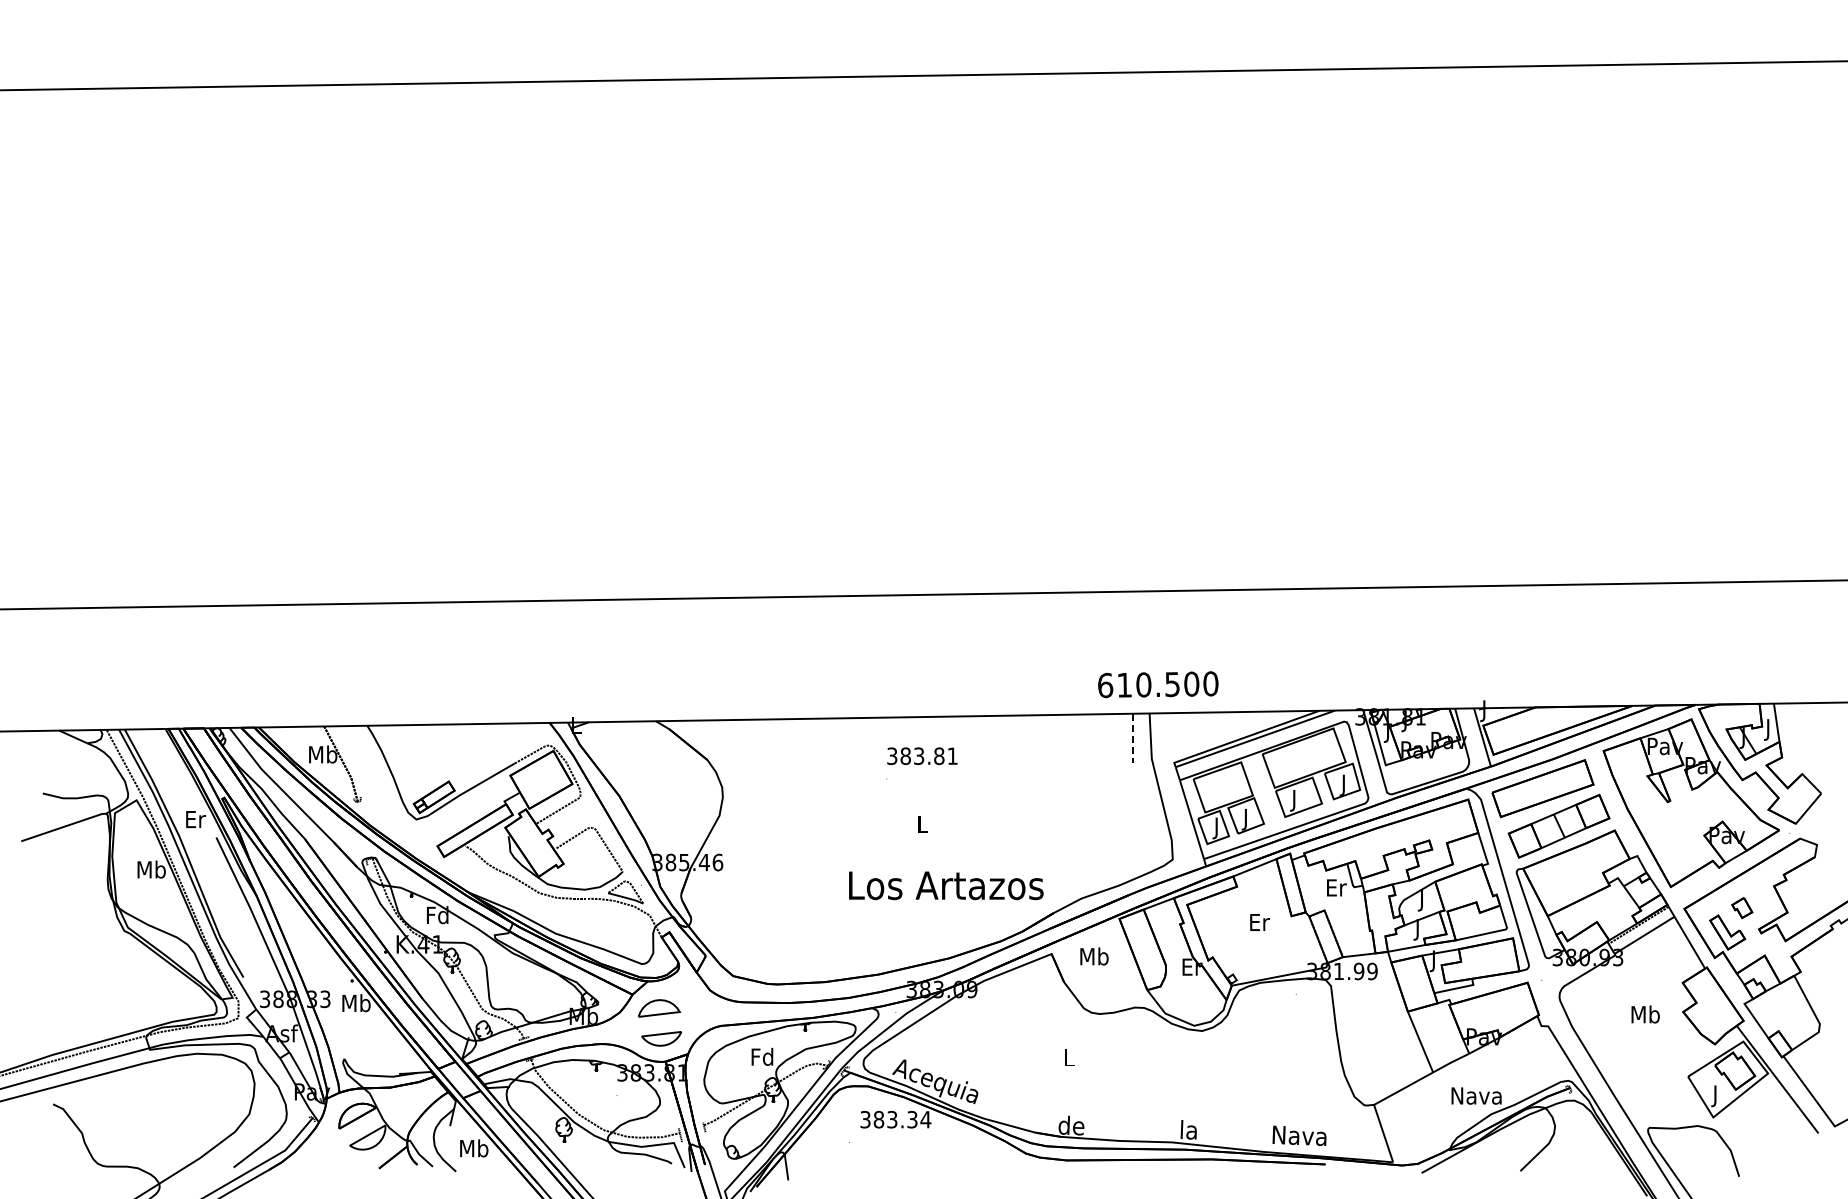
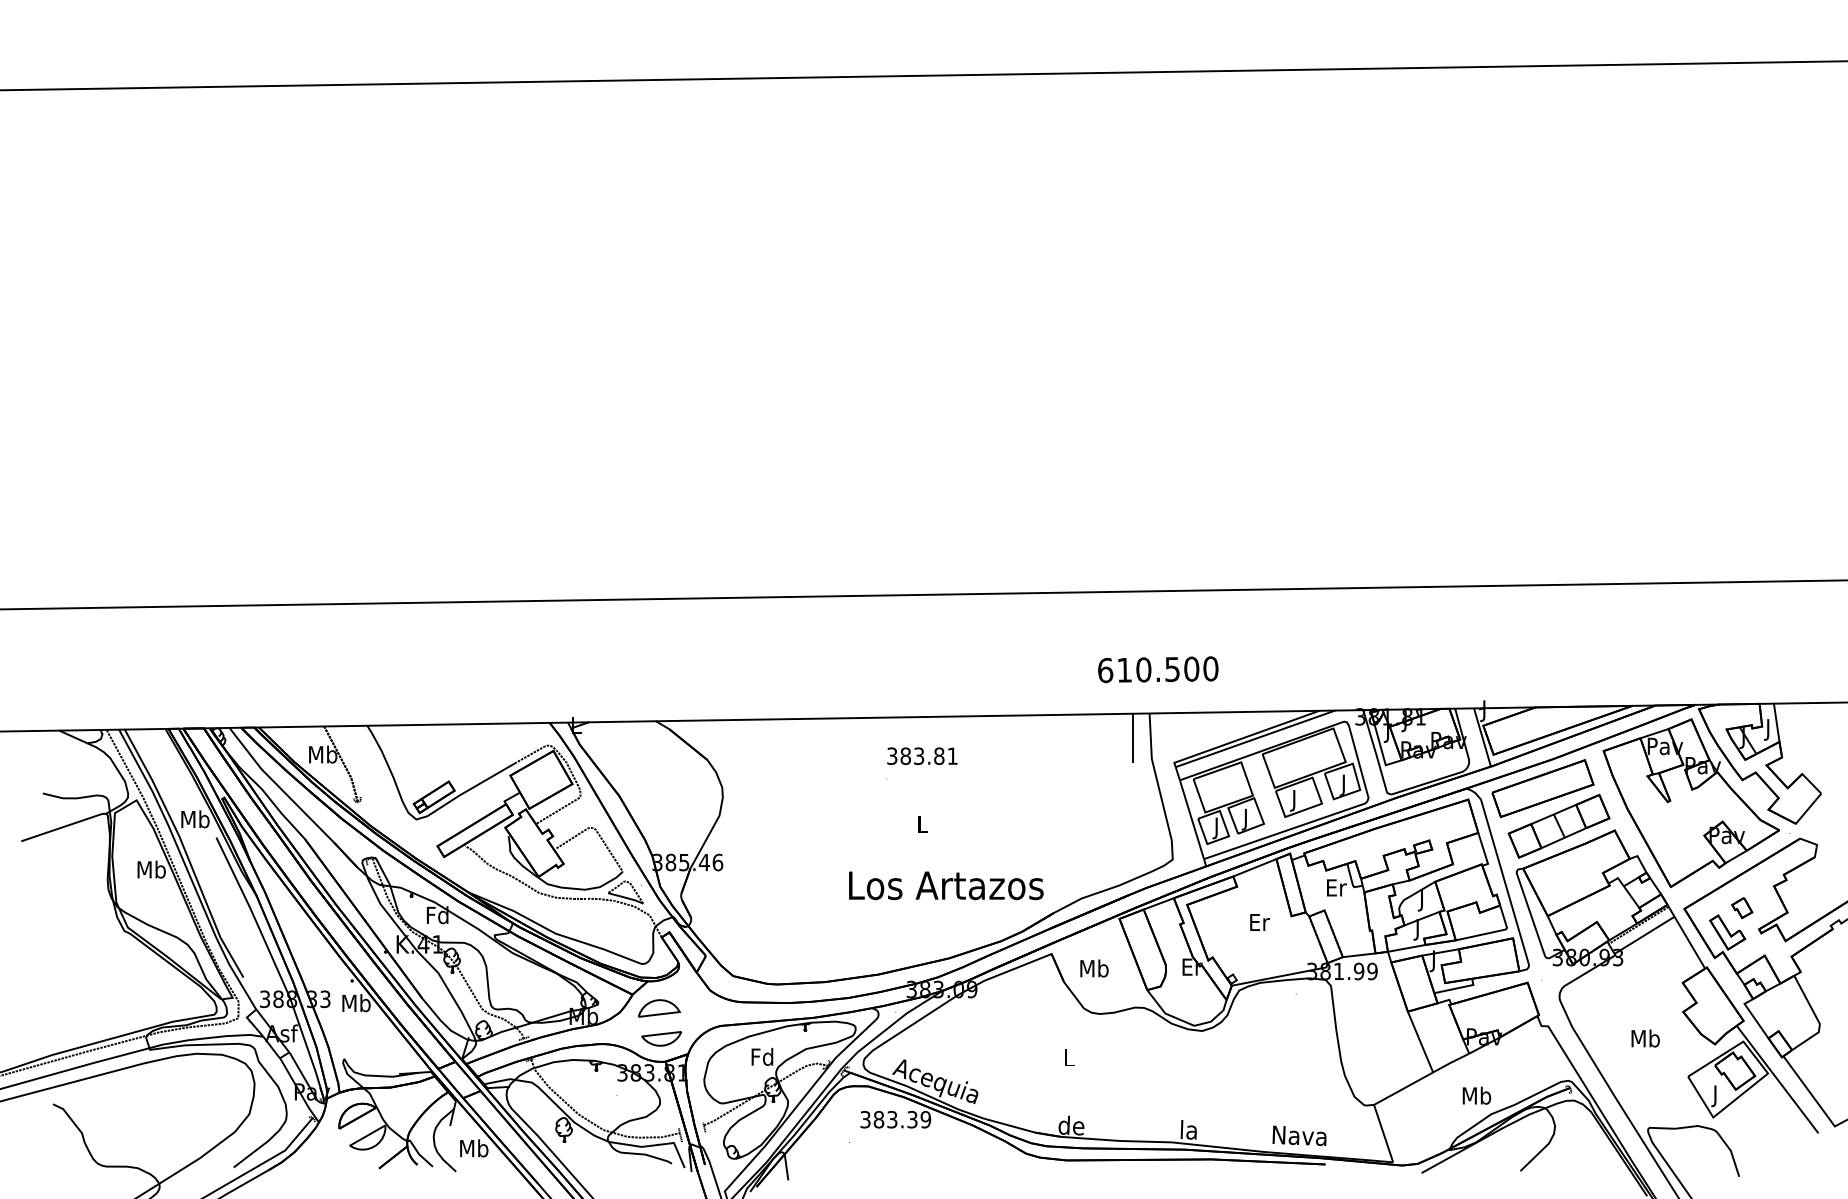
text position: (1158, 684) -> (1158, 669) (1158, 669)
line: dashed -> solid (1133, 738)
text: Er -> Mb (195, 819)
text position: (1094, 956) -> (1094, 968) (1094, 968)
text position: (1645, 1014) -> (1645, 1038) (1645, 1038)
text: Nava -> Mb (1476, 1095)
text: 383.34 -> 383.39 (925, 1119)
